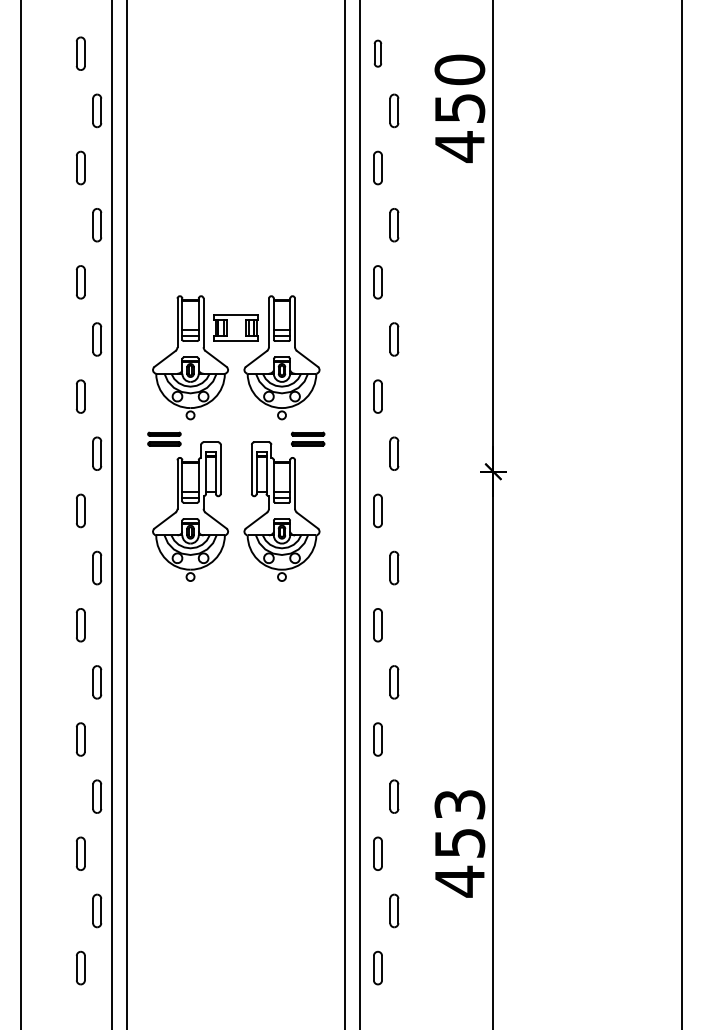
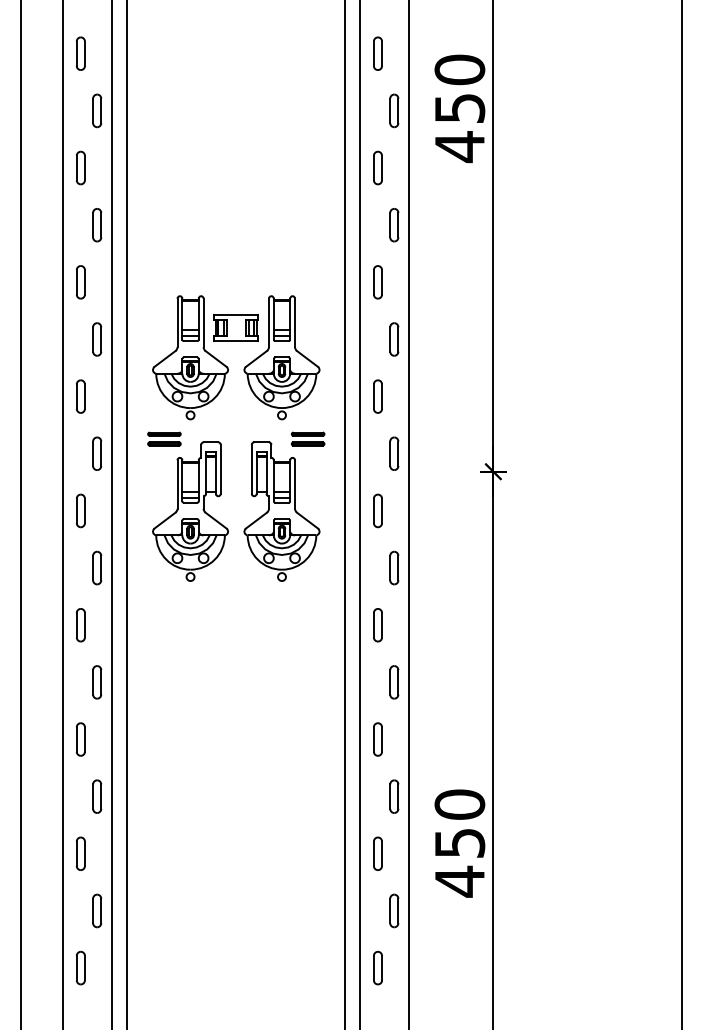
part size: 10x29 px -> 10x35 px (377, 53)
line: none -> present (63, 514)
line: none -> present (409, 514)
text: 453 -> 450 (459, 804)
